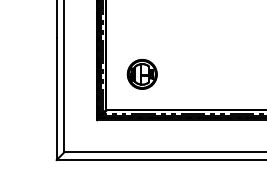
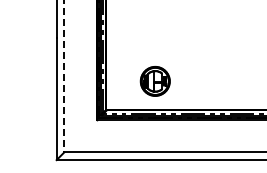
part position: (141, 74) -> (154, 81) (154, 81)
line: solid -> dashed (64, 76)
